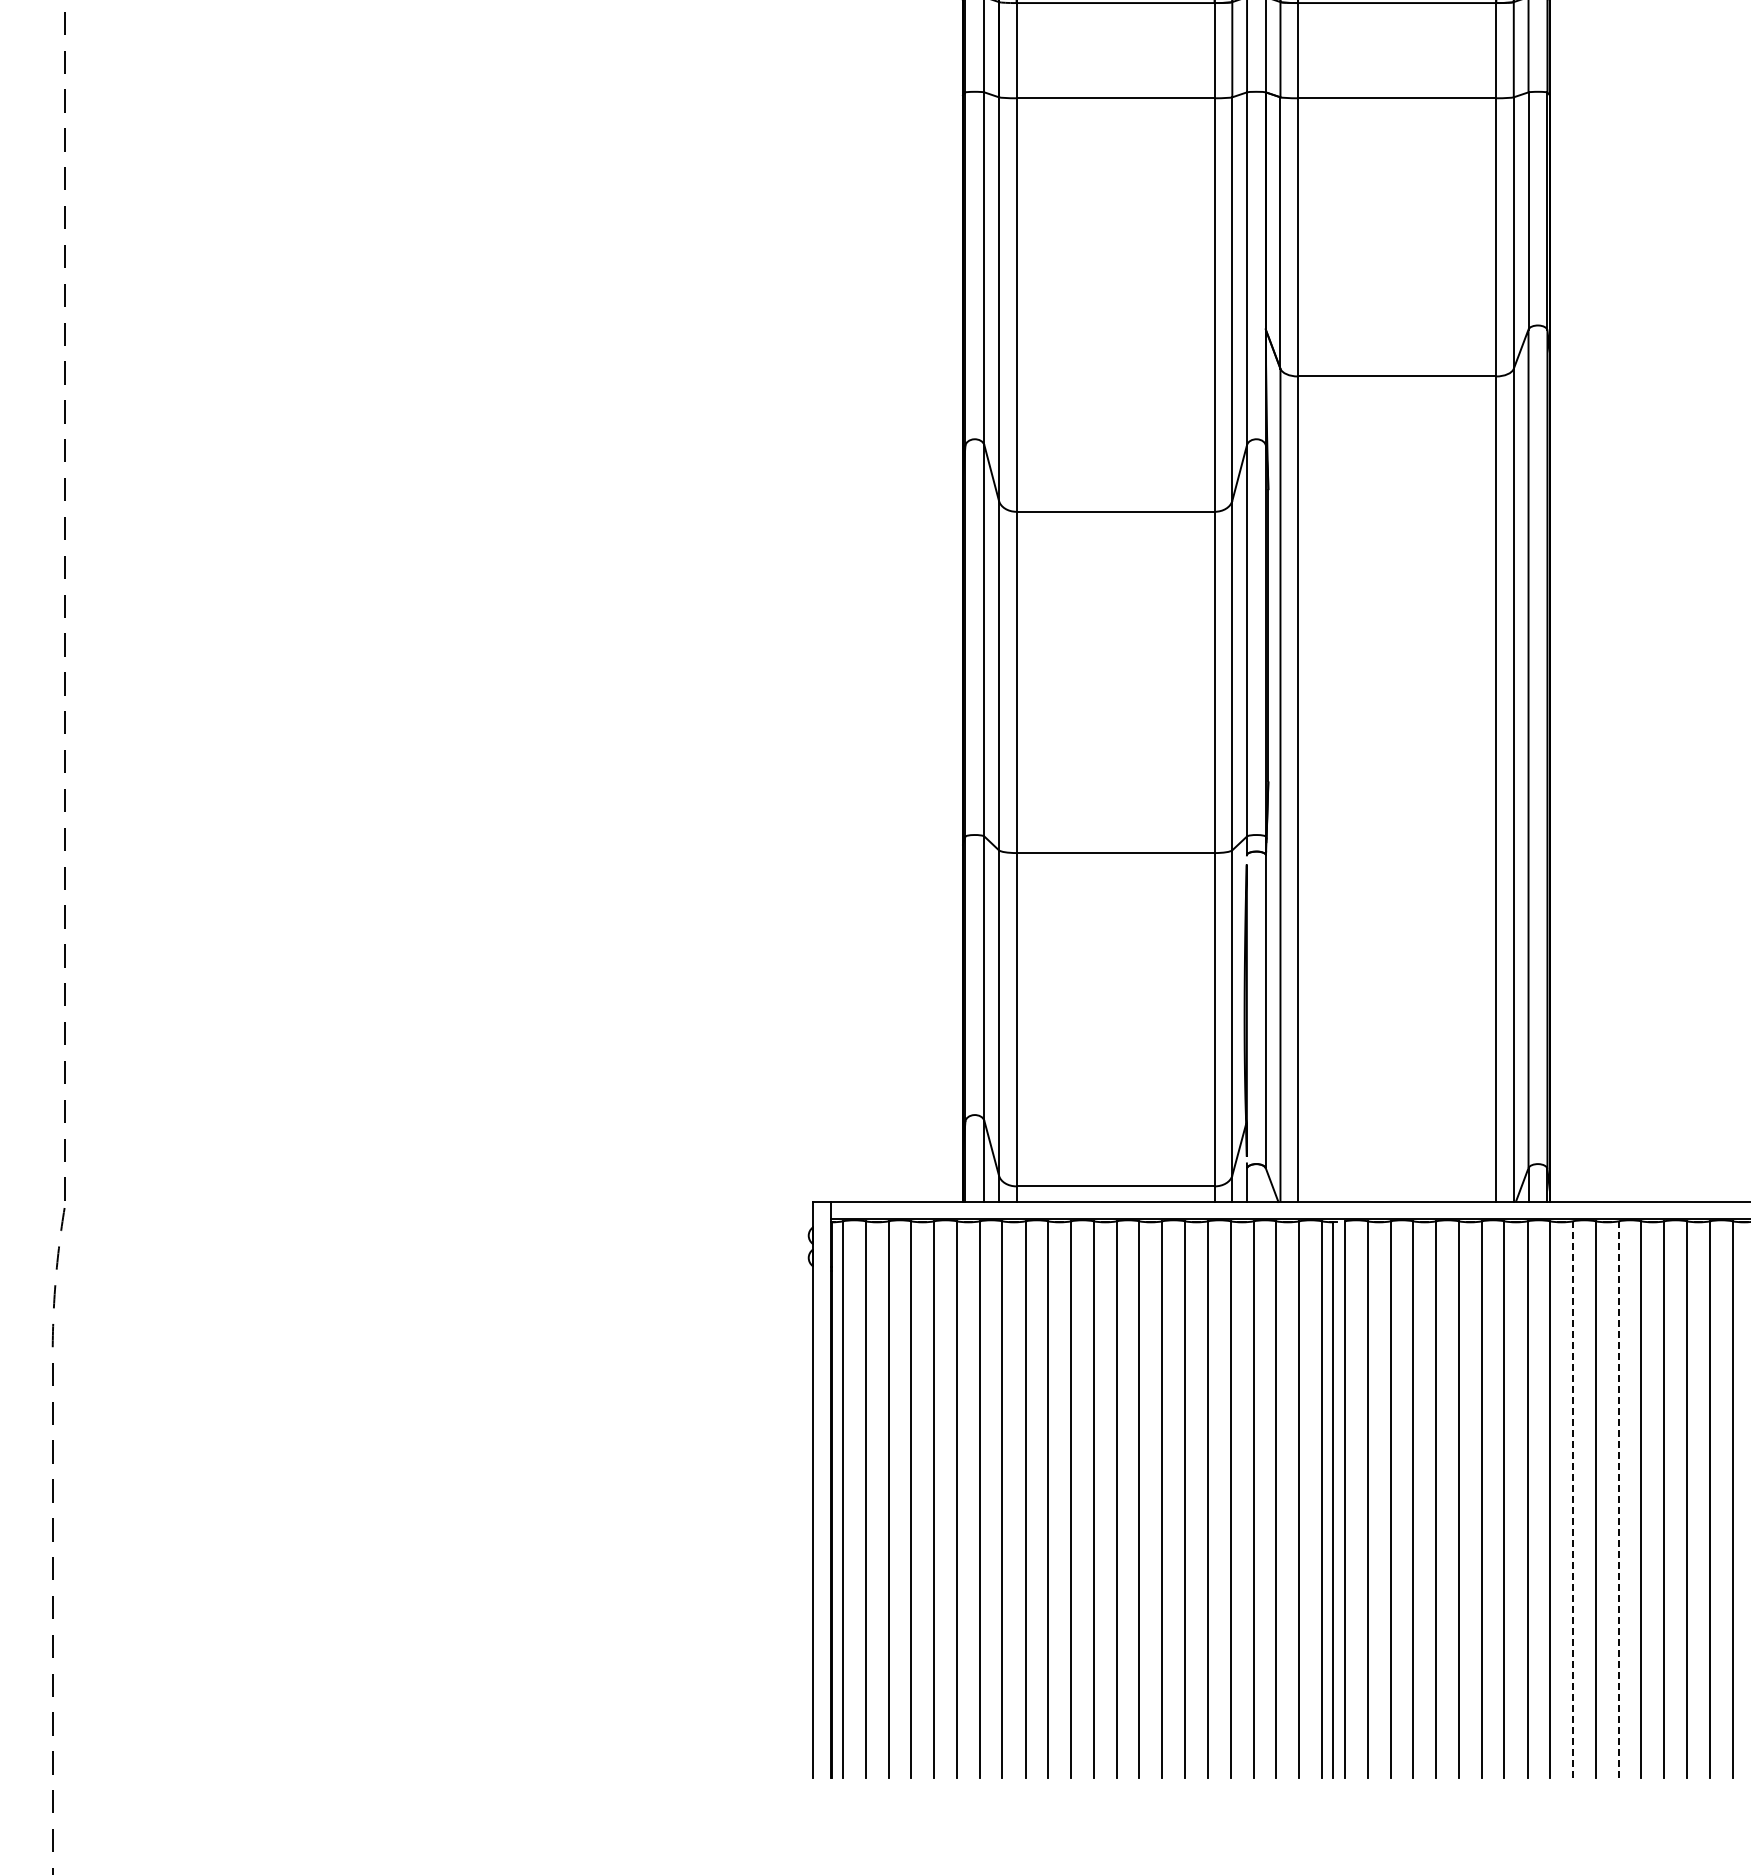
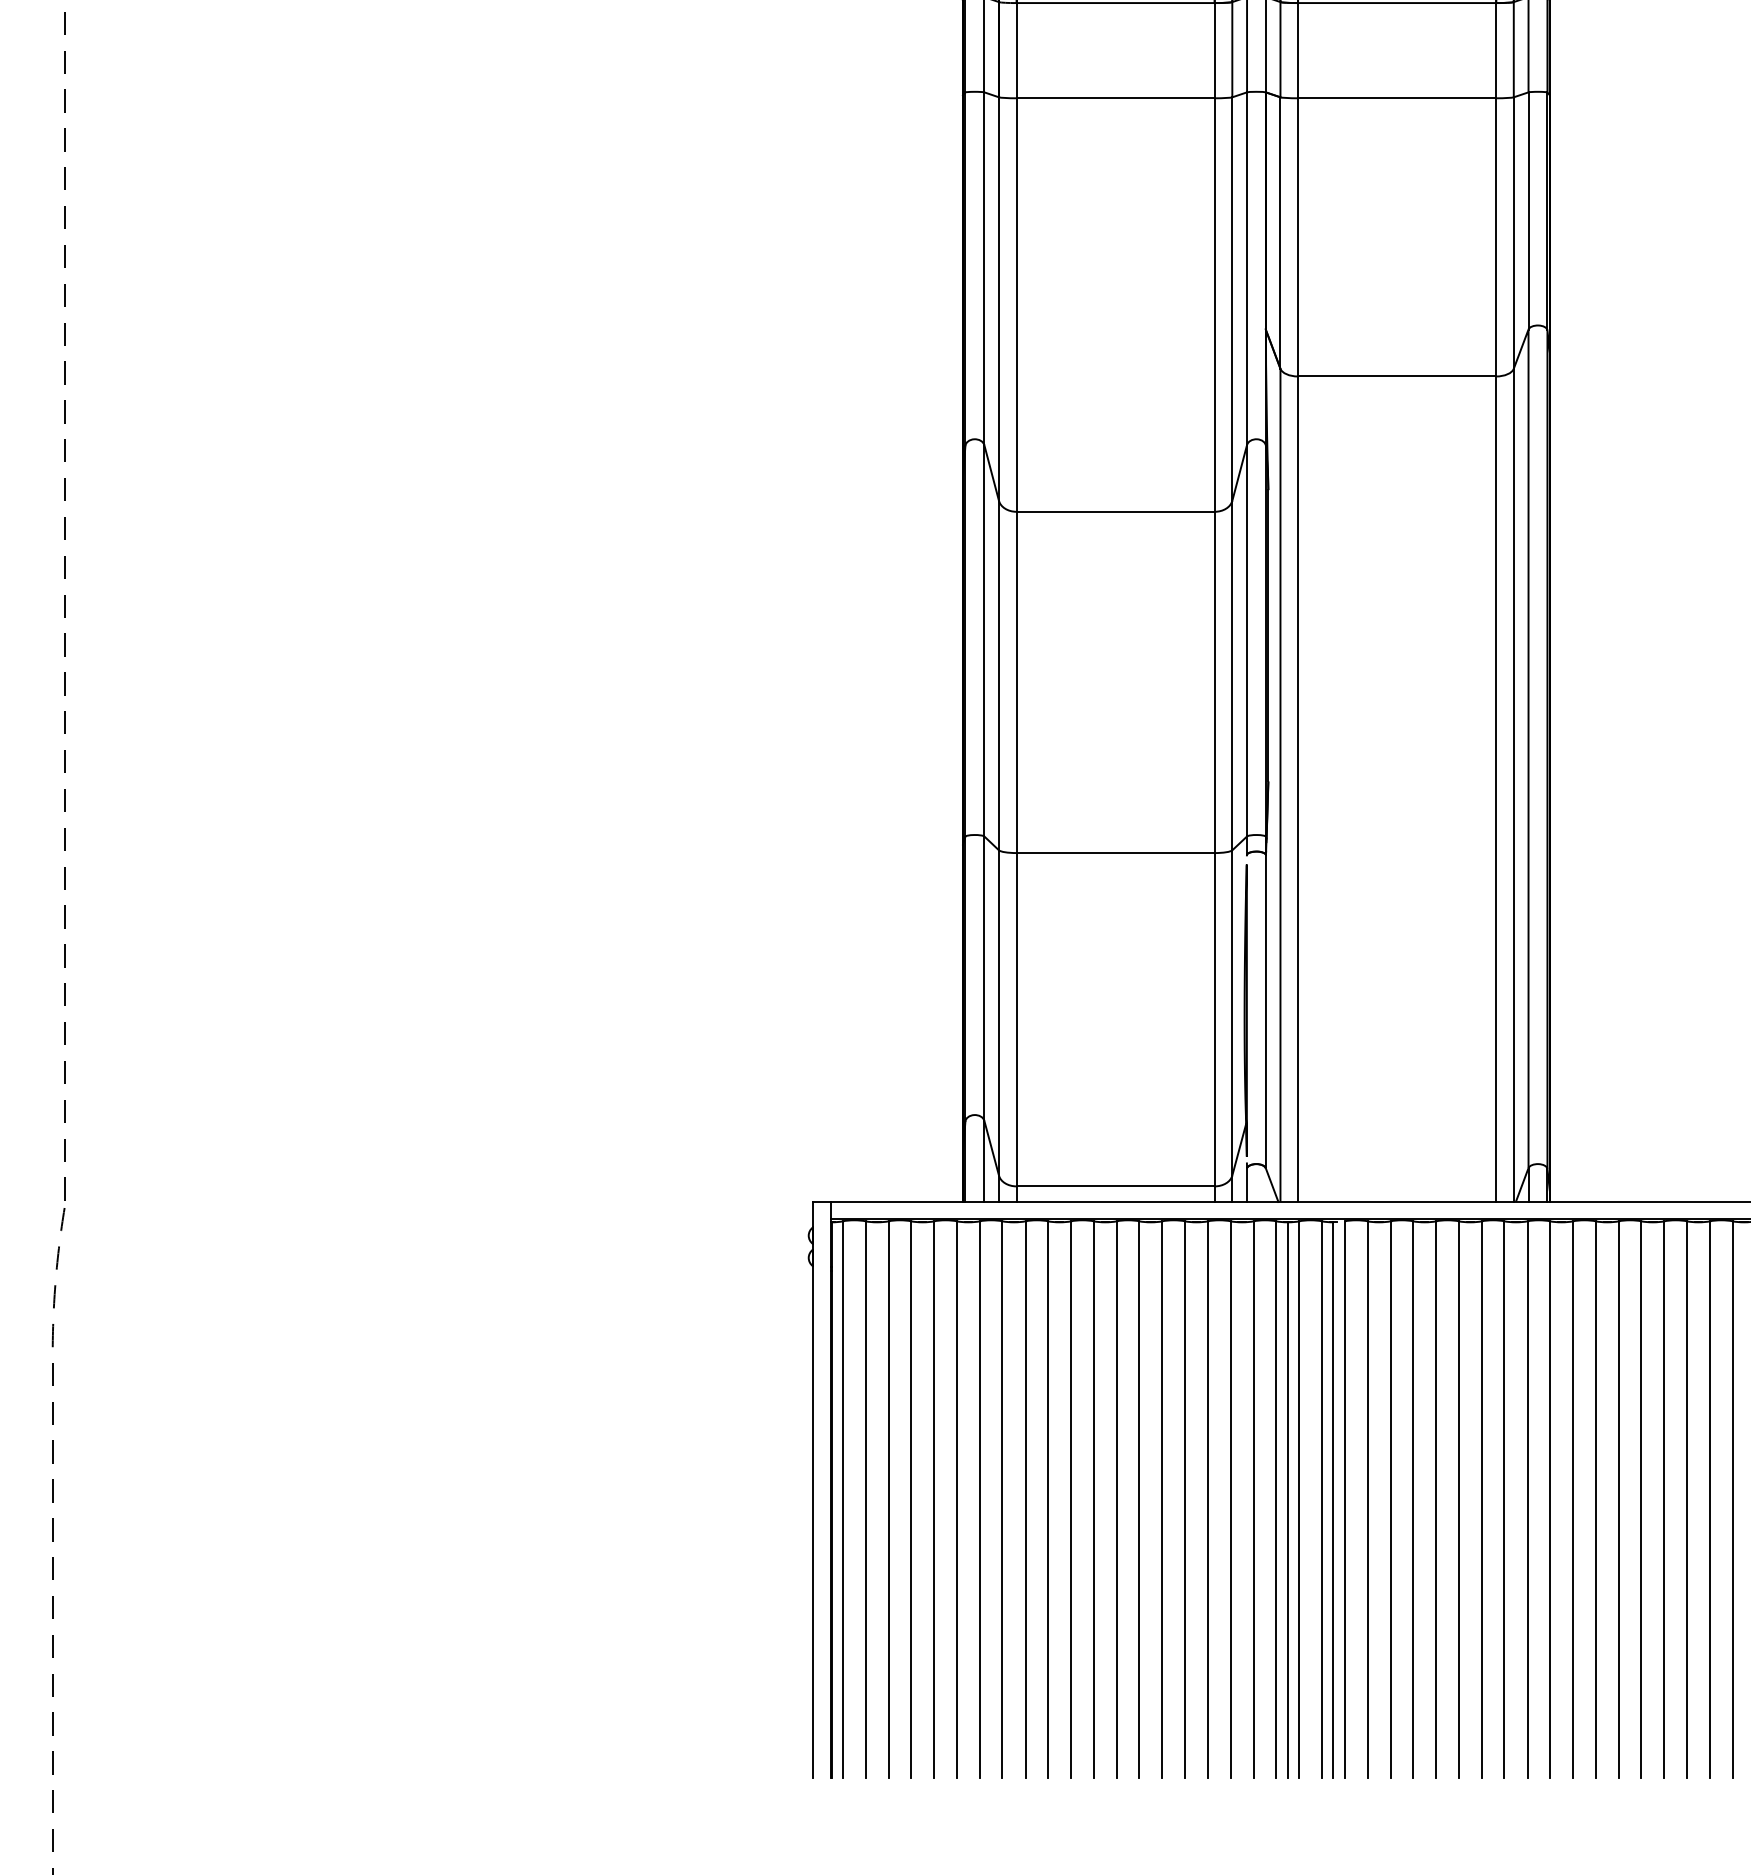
line: none -> present (1287, 1500)
line: dashed -> solid (1573, 1500)
line: dashed -> solid (1618, 1500)
